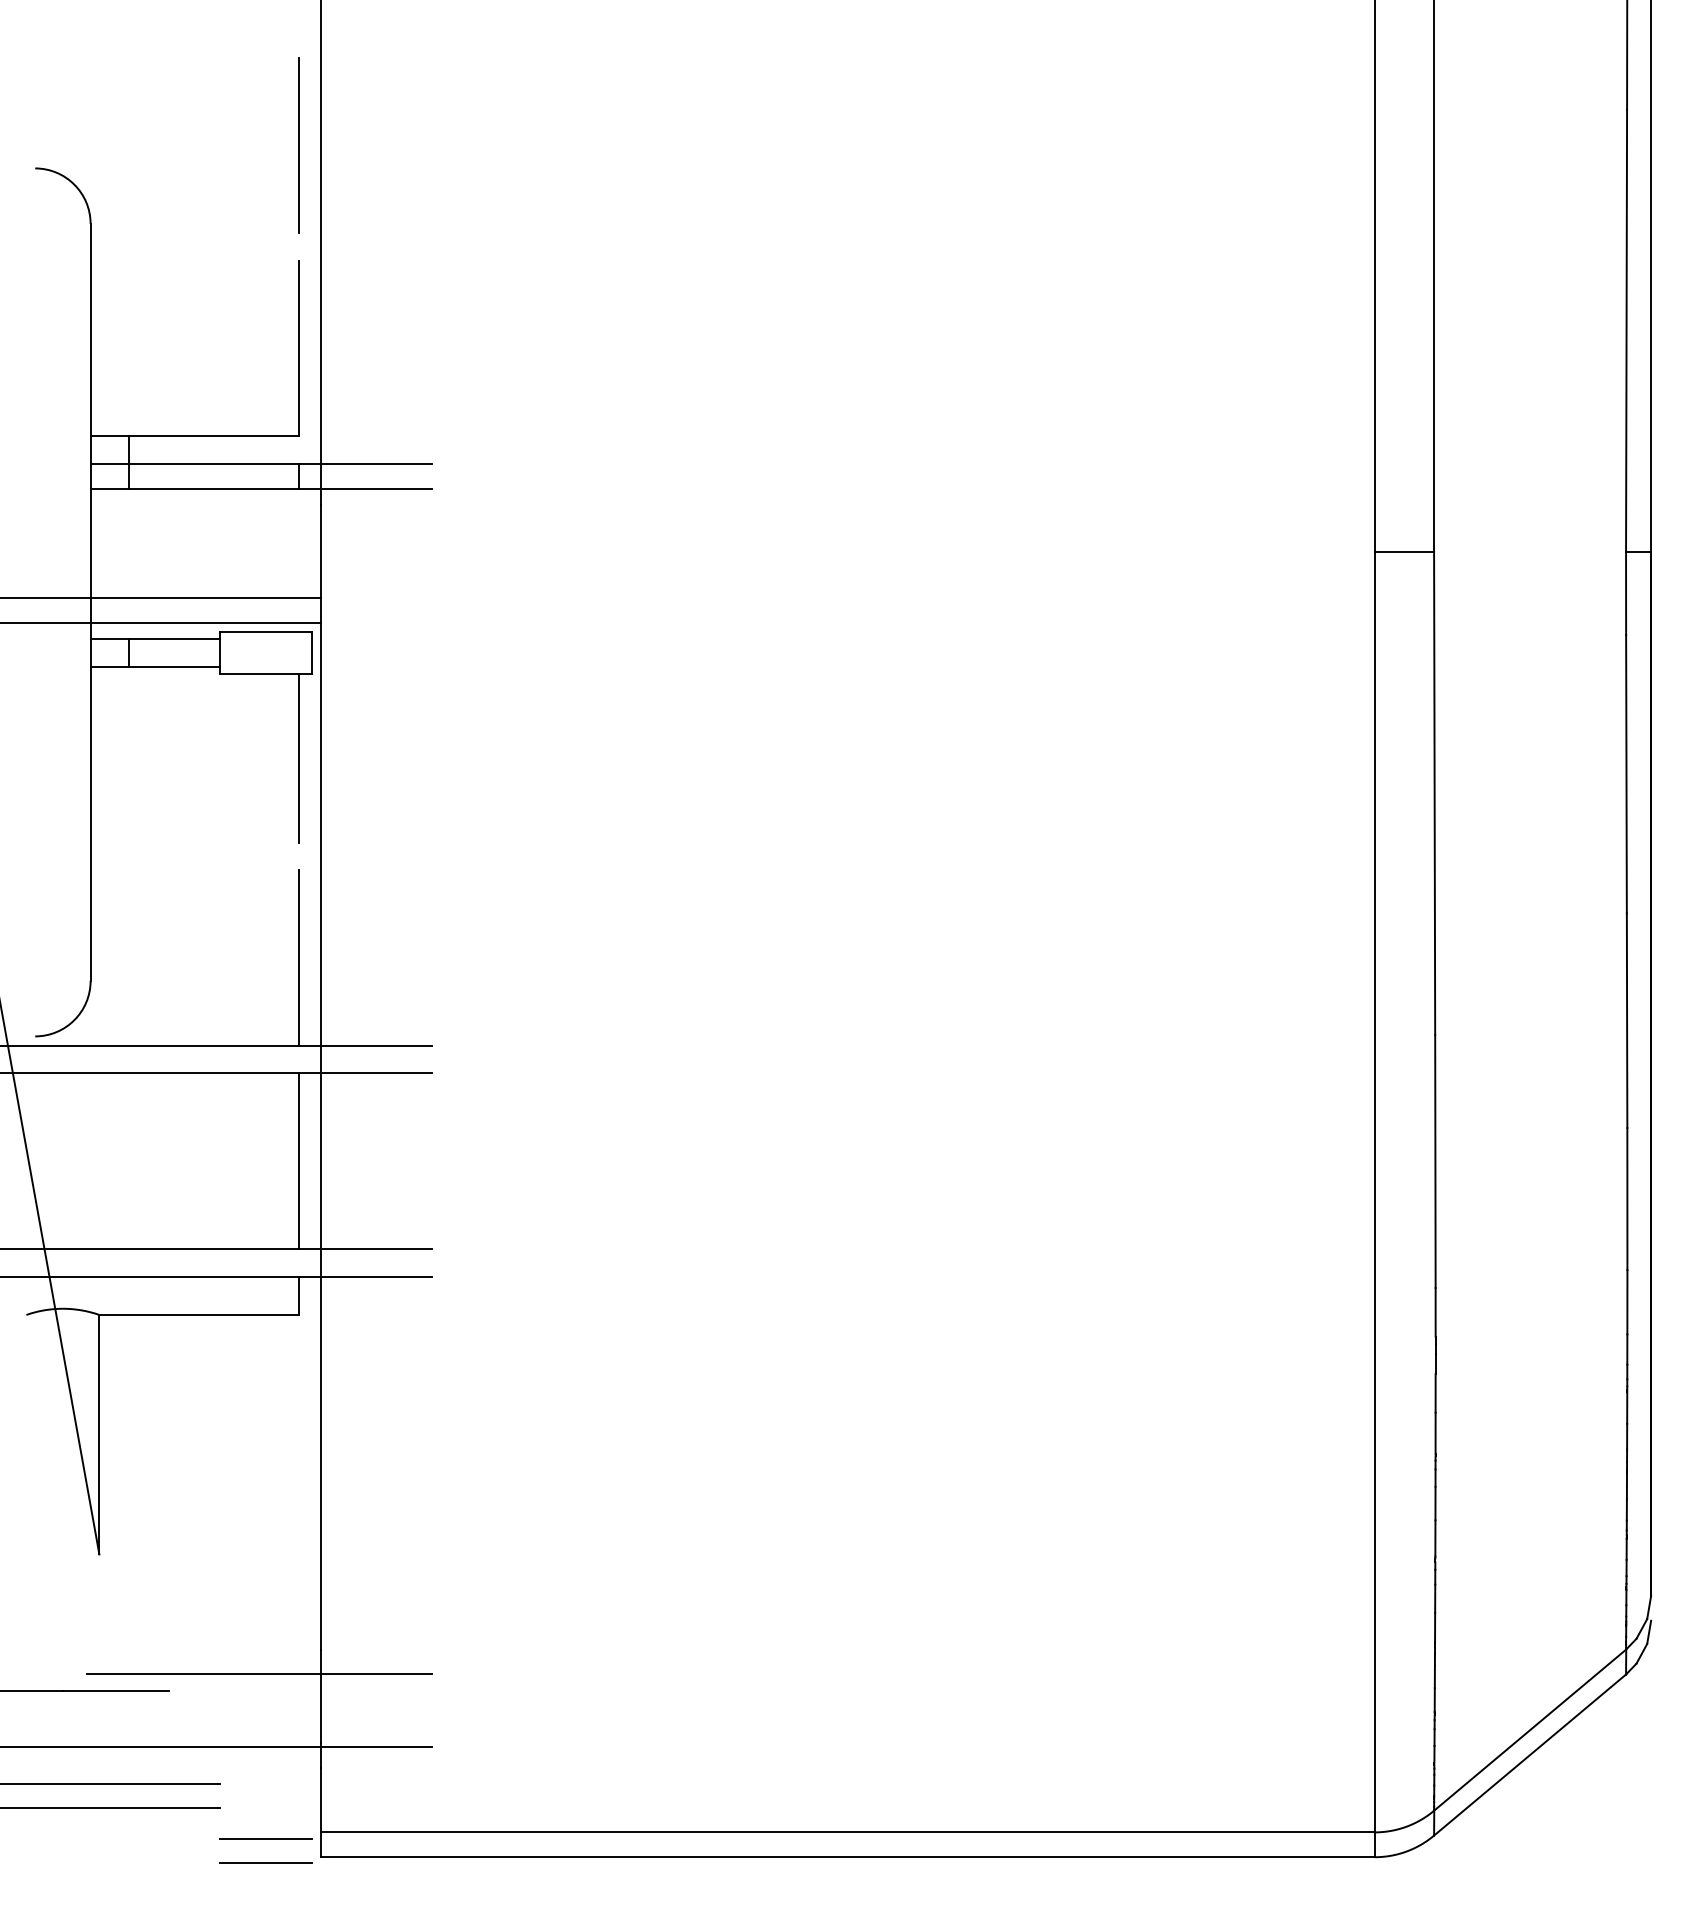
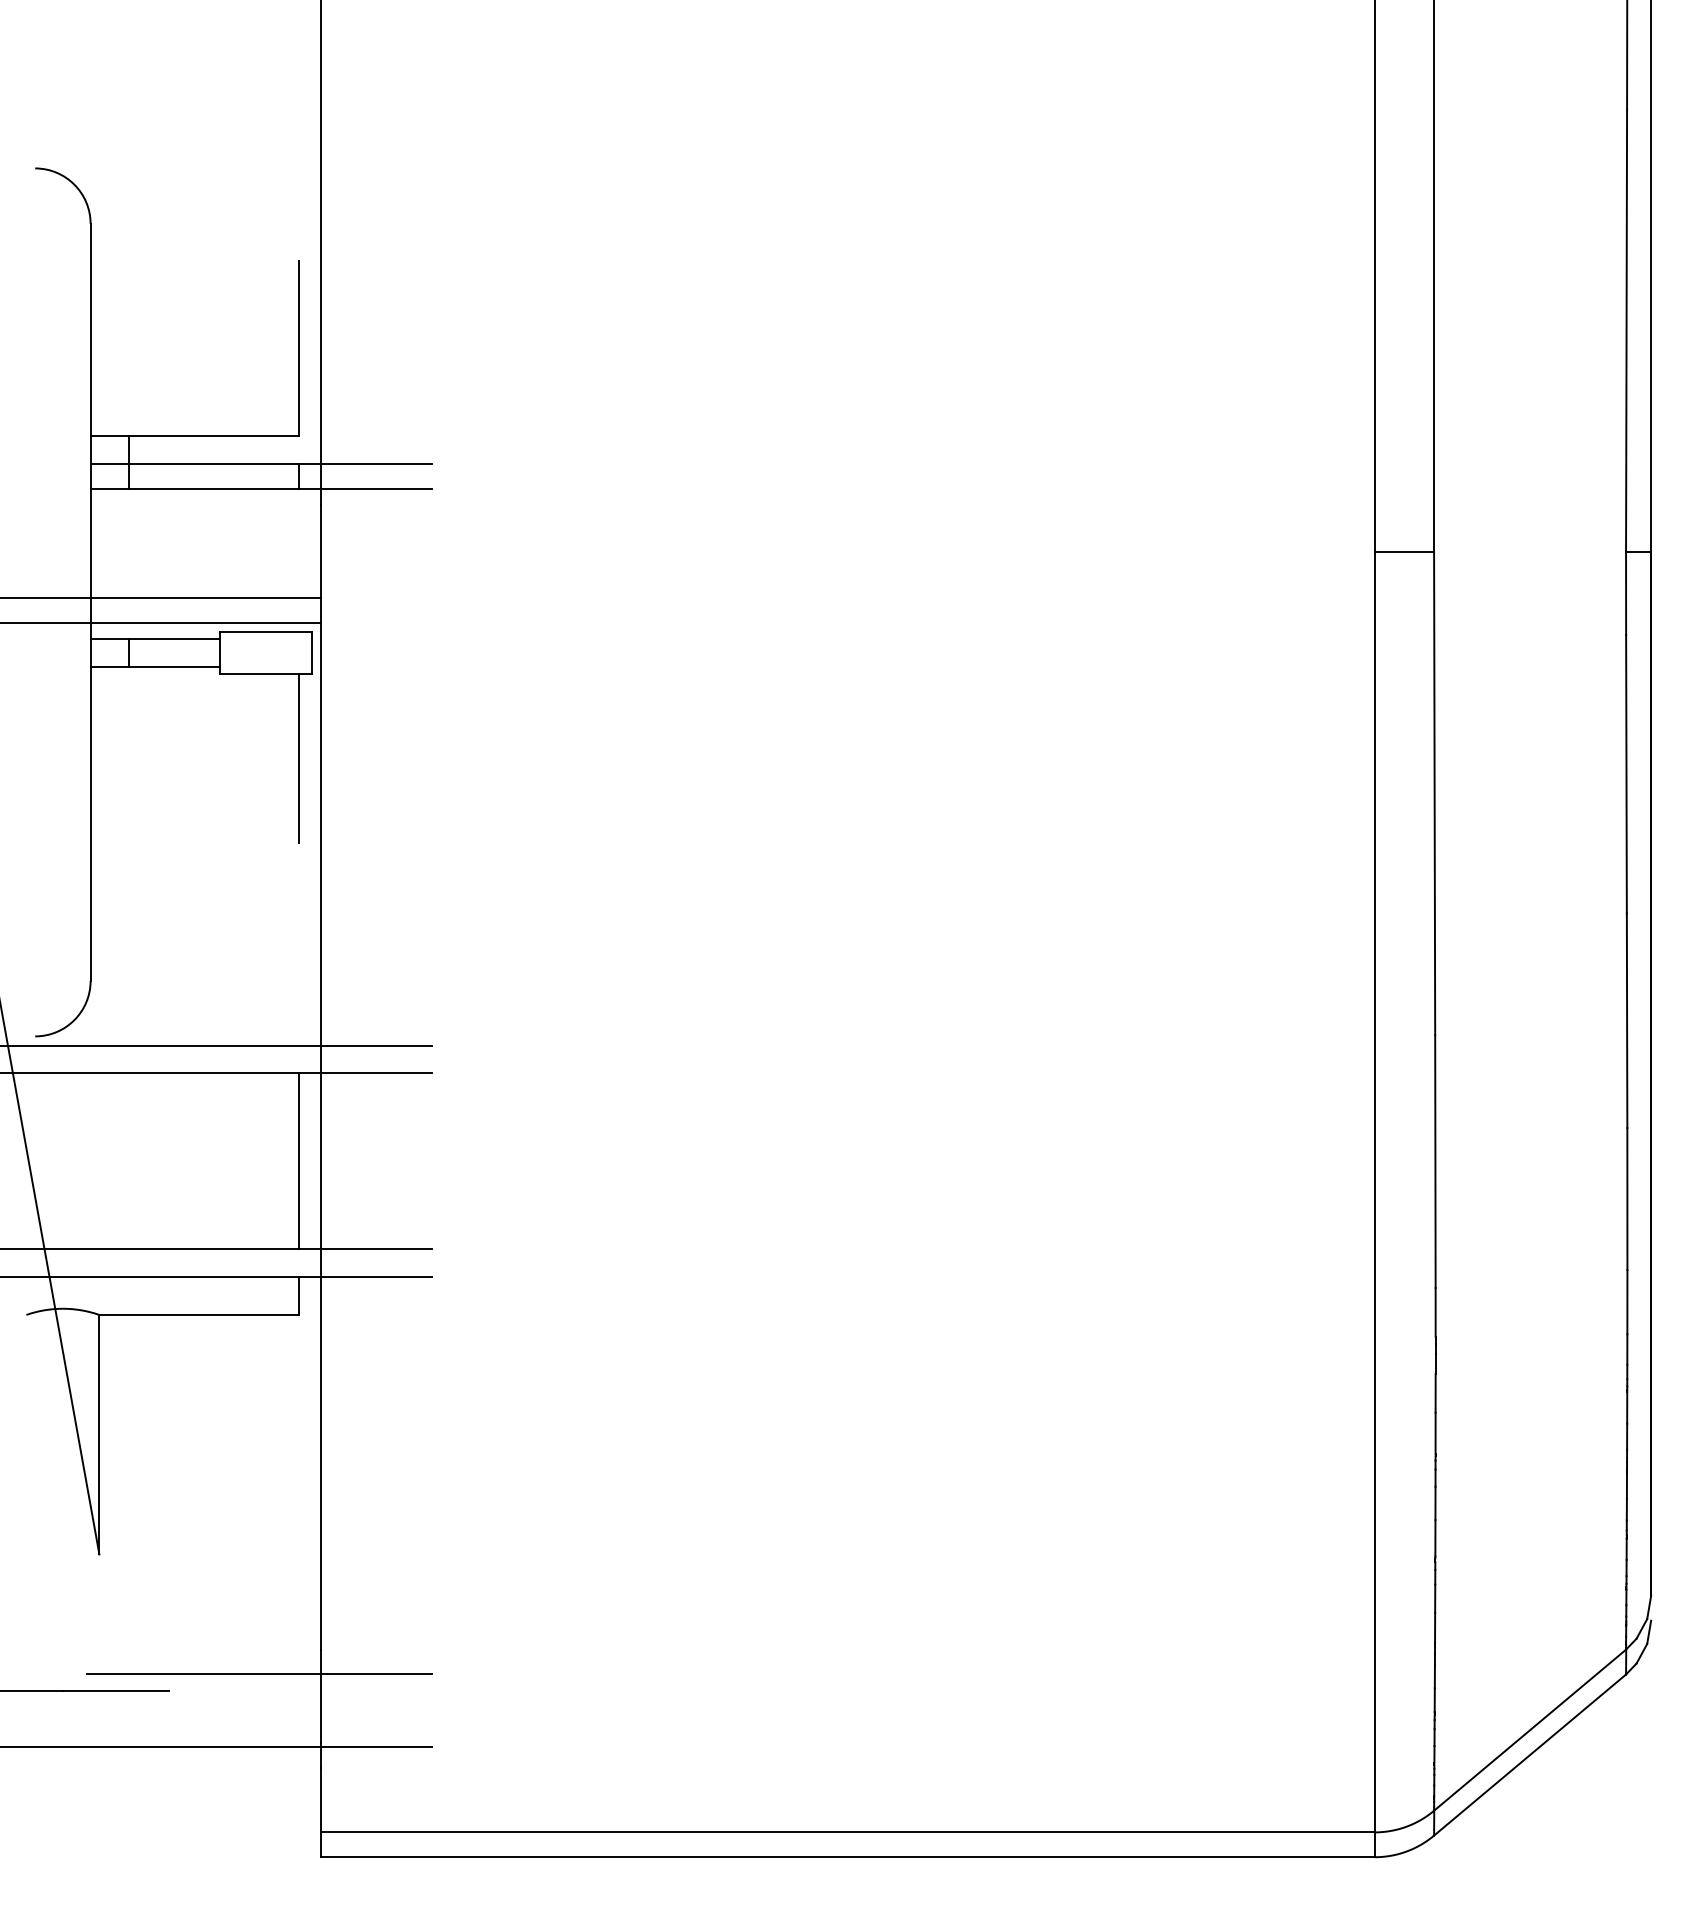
line: present -> none (298, 145)
line: present -> none (299, 957)
line: present -> none (110, 1783)
line: present -> none (110, 1808)
line: present -> none (265, 1838)
line: present -> none (265, 1862)
